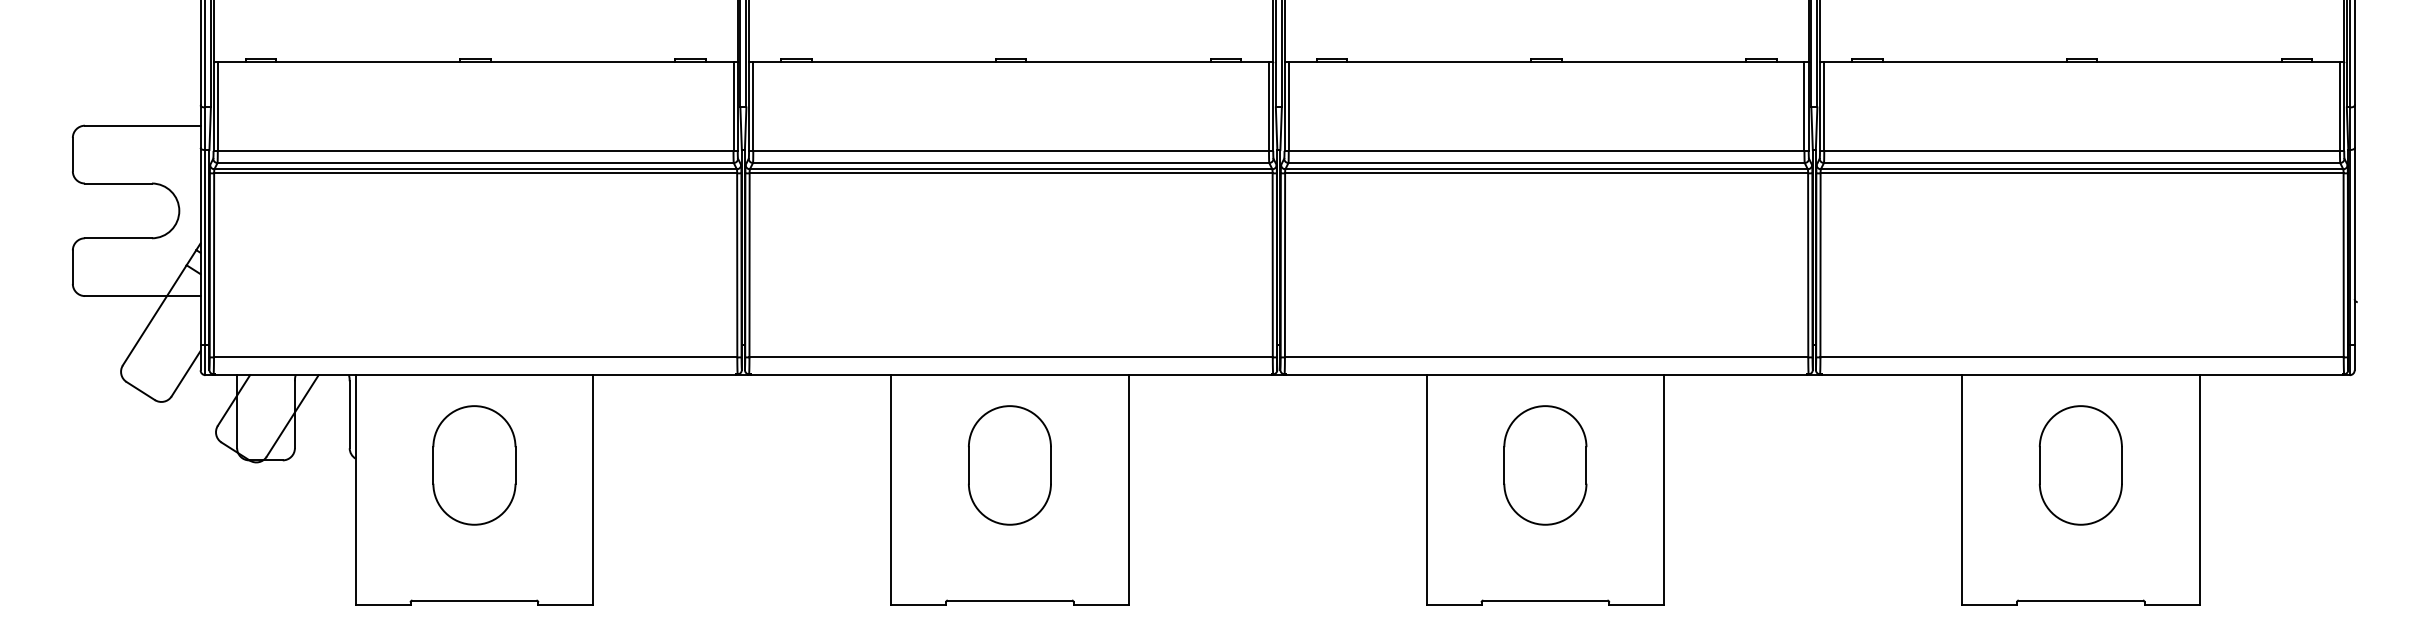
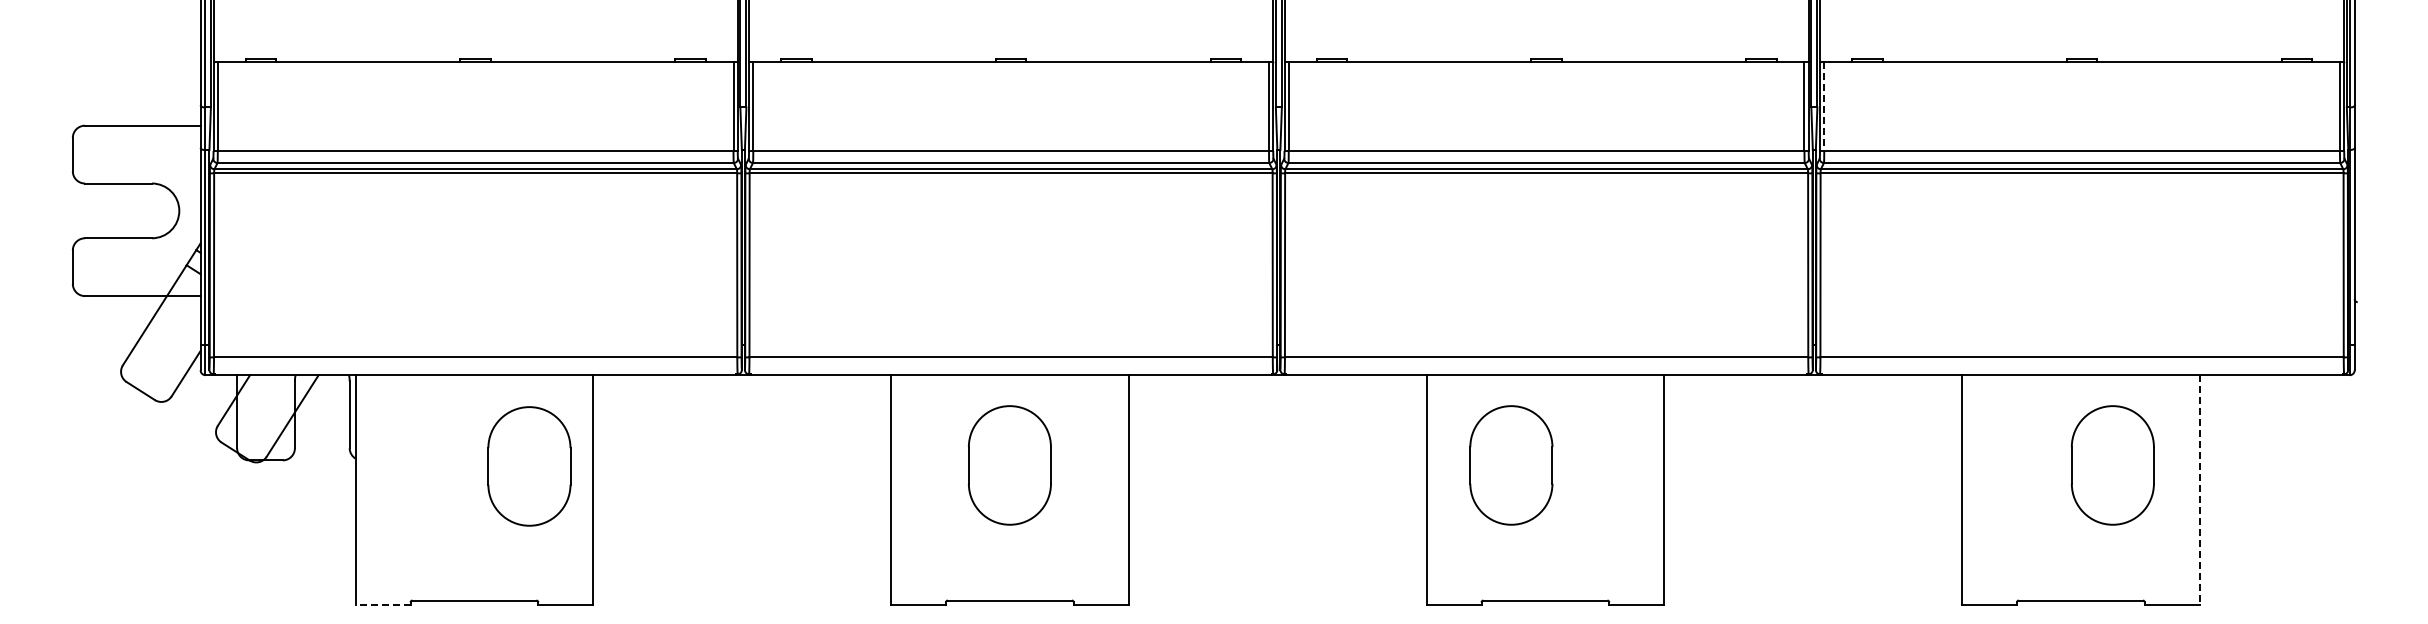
line: solid -> dashed (1824, 107)
part position: (474, 465) -> (529, 466) (529, 466)
part position: (1545, 465) -> (1511, 465) (1511, 465)
part position: (2080, 465) -> (2112, 465) (2112, 465)
line: solid -> dashed (2199, 490)
line: solid -> dashed (382, 605)
